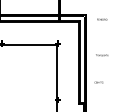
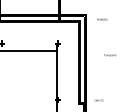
line position: (29, 44) -> (29, 50) (29, 50)
text position: (102, 55) -> (110, 55) (110, 55)
text position: (98, 82) -> (98, 100) (98, 100)
